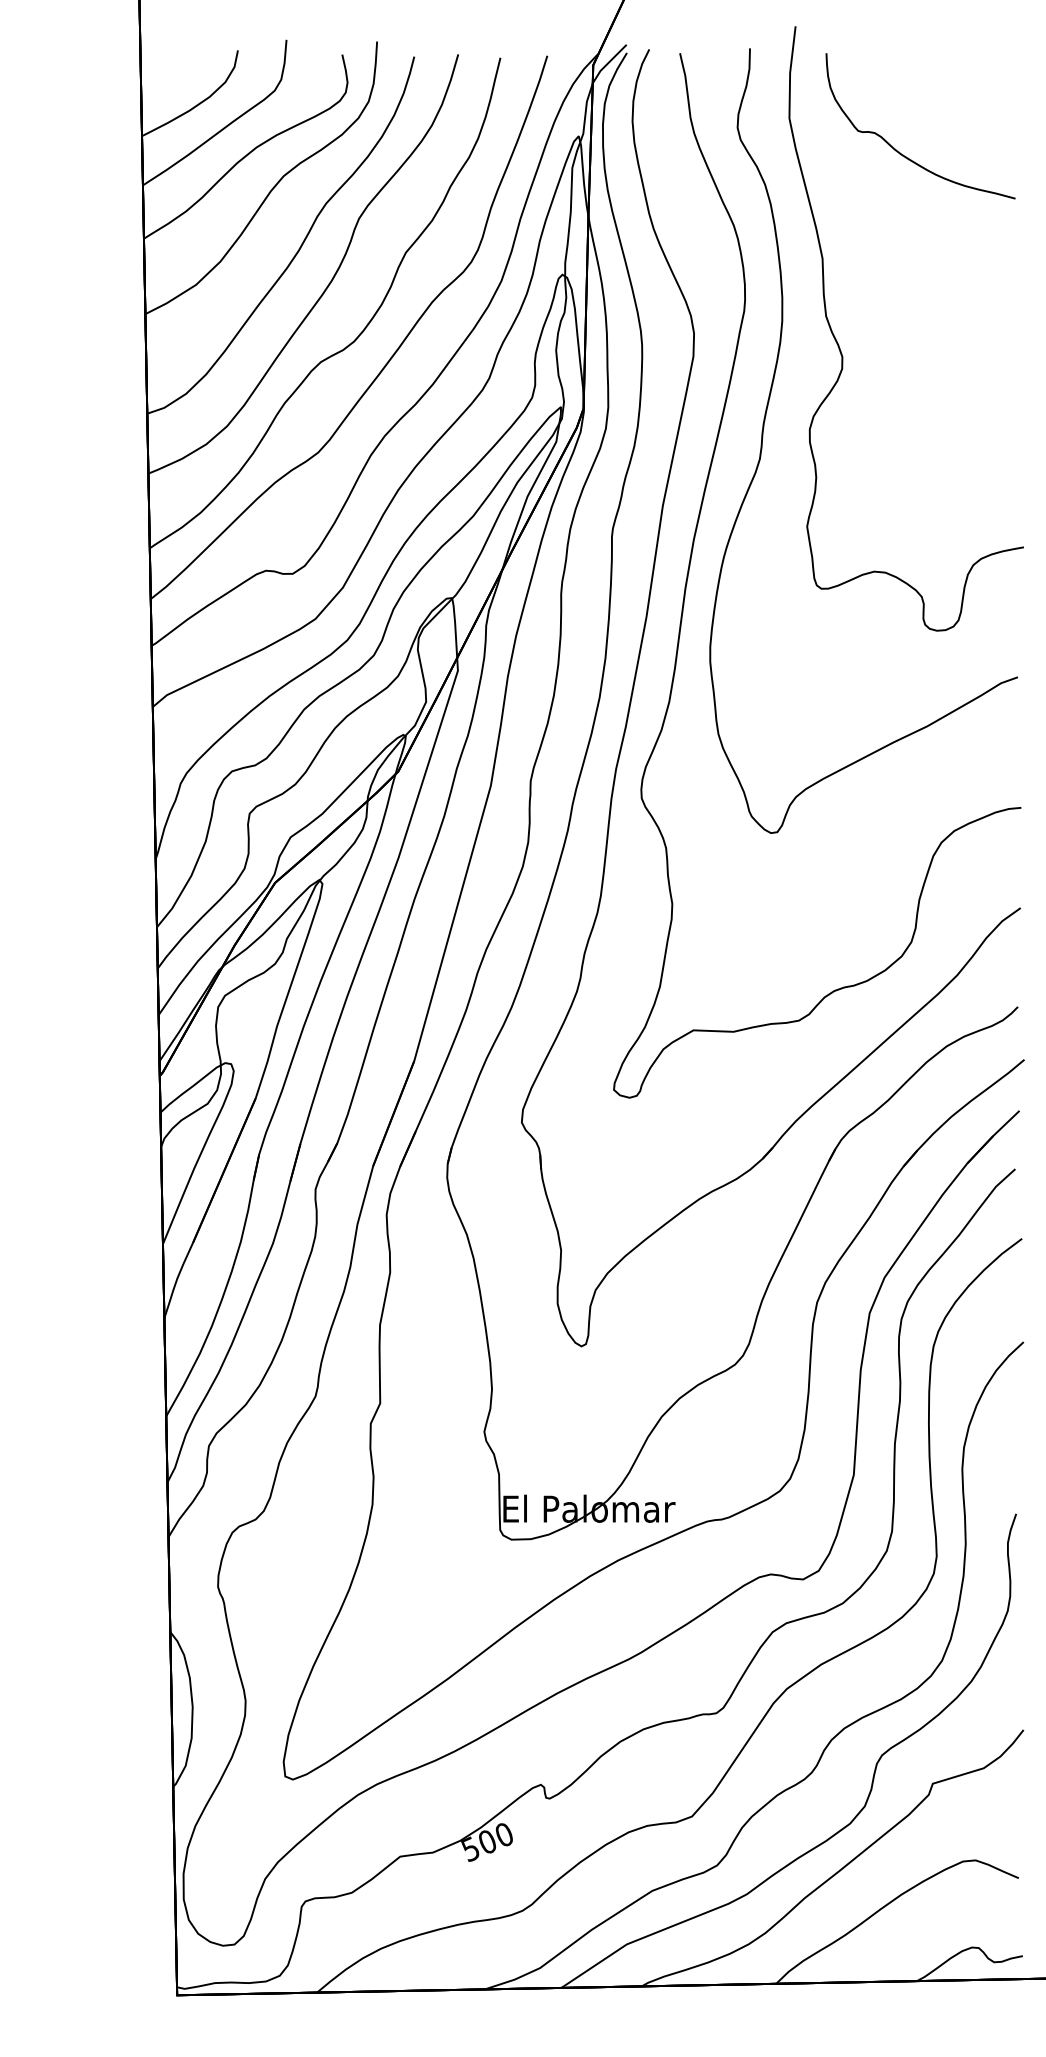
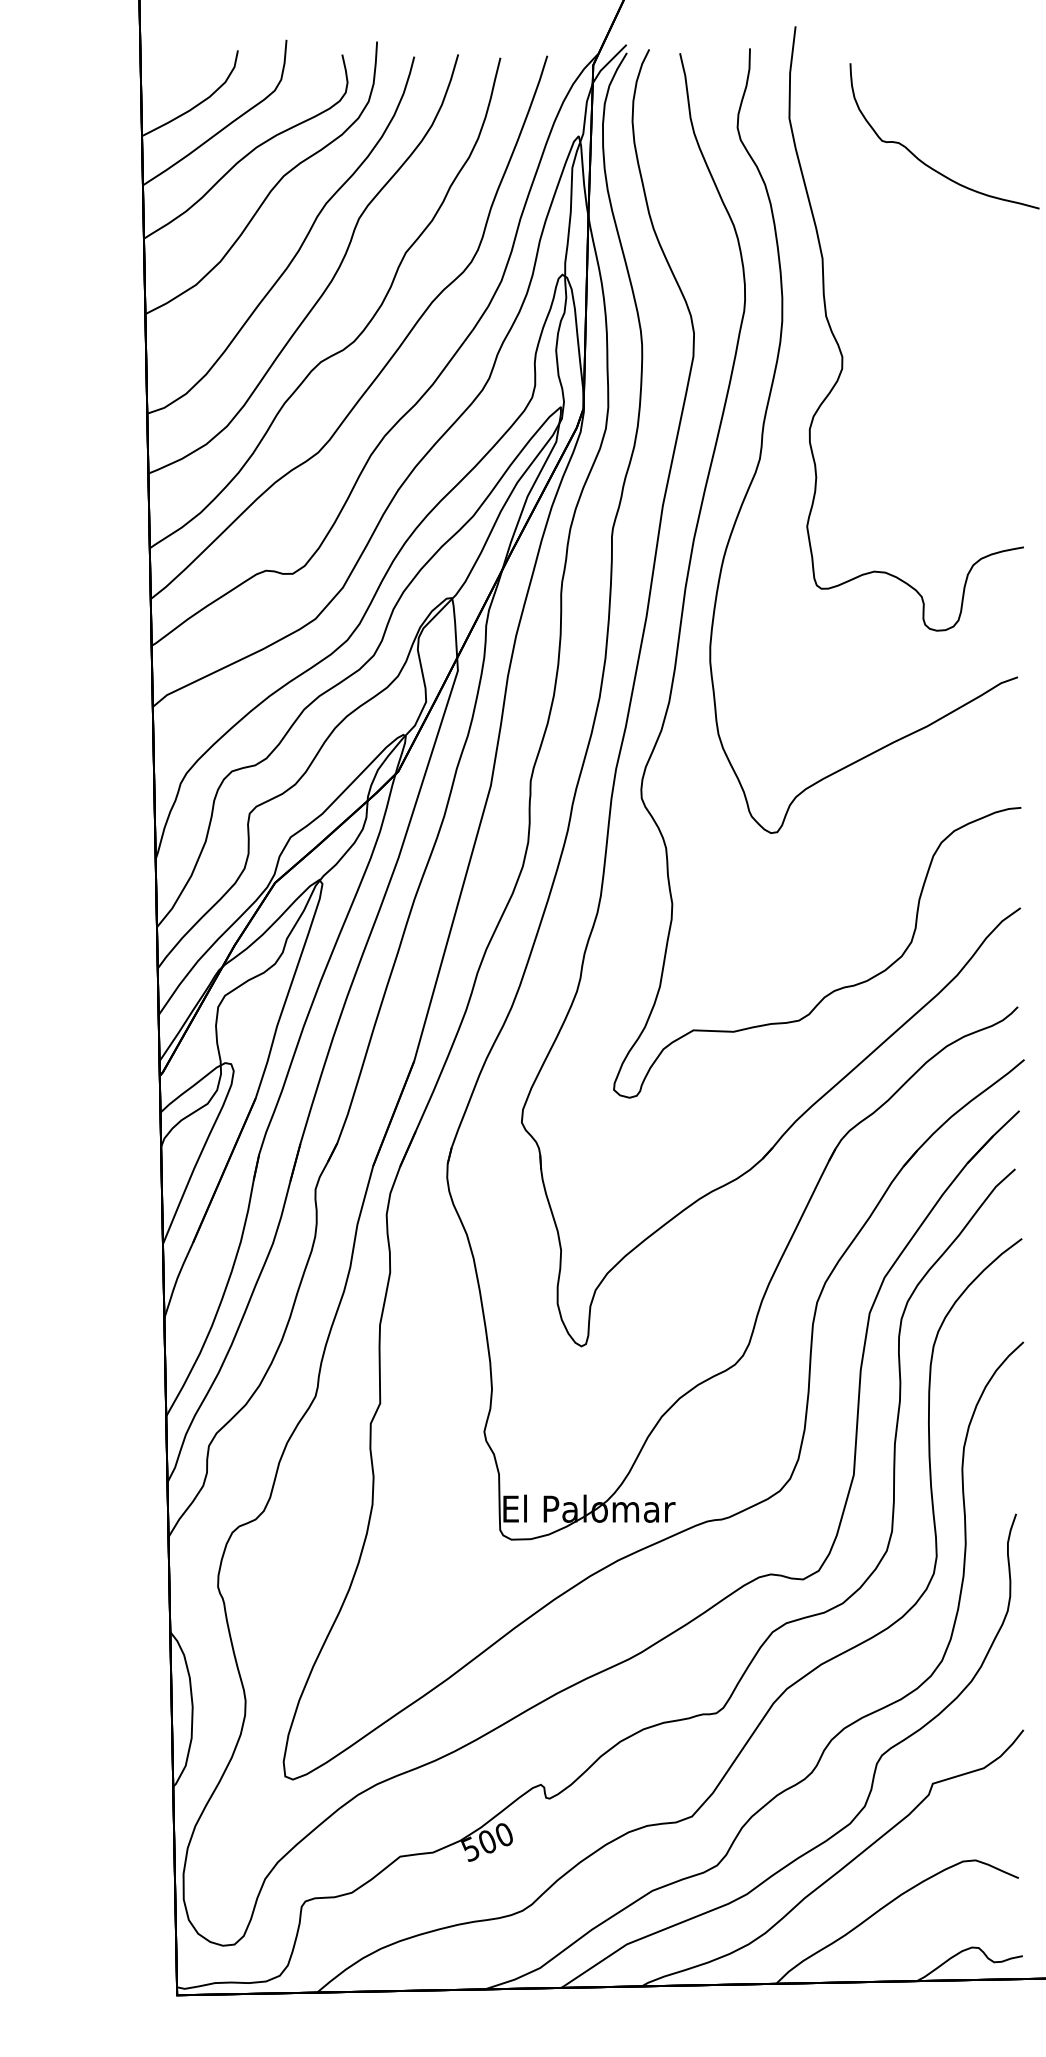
curve position: (899, 151) -> (923, 161) (923, 161)
